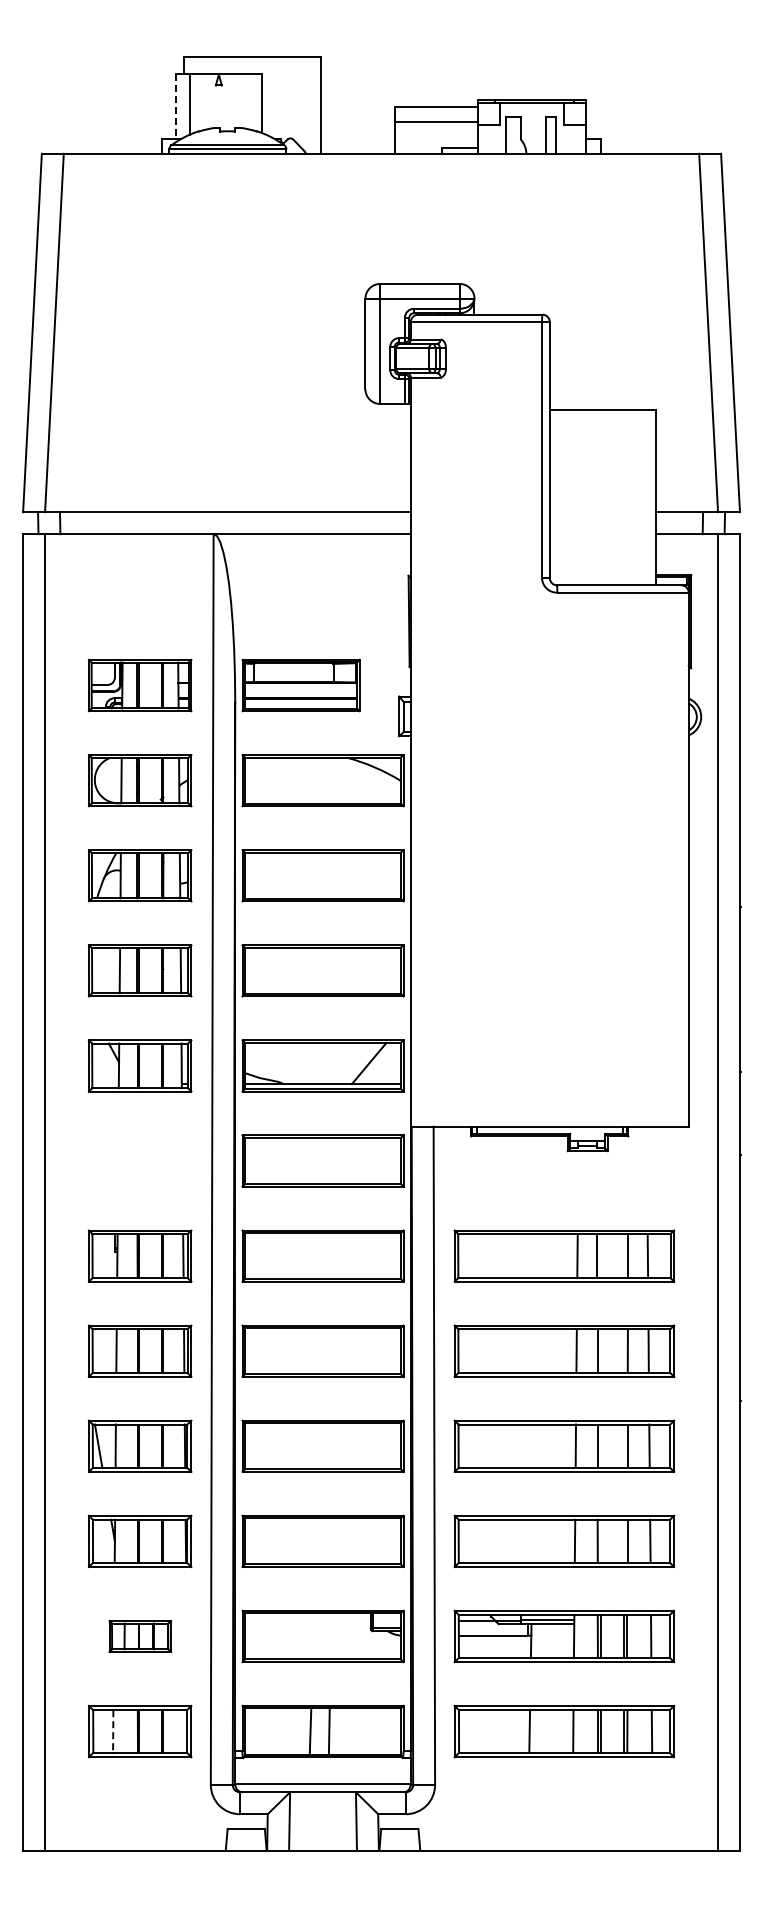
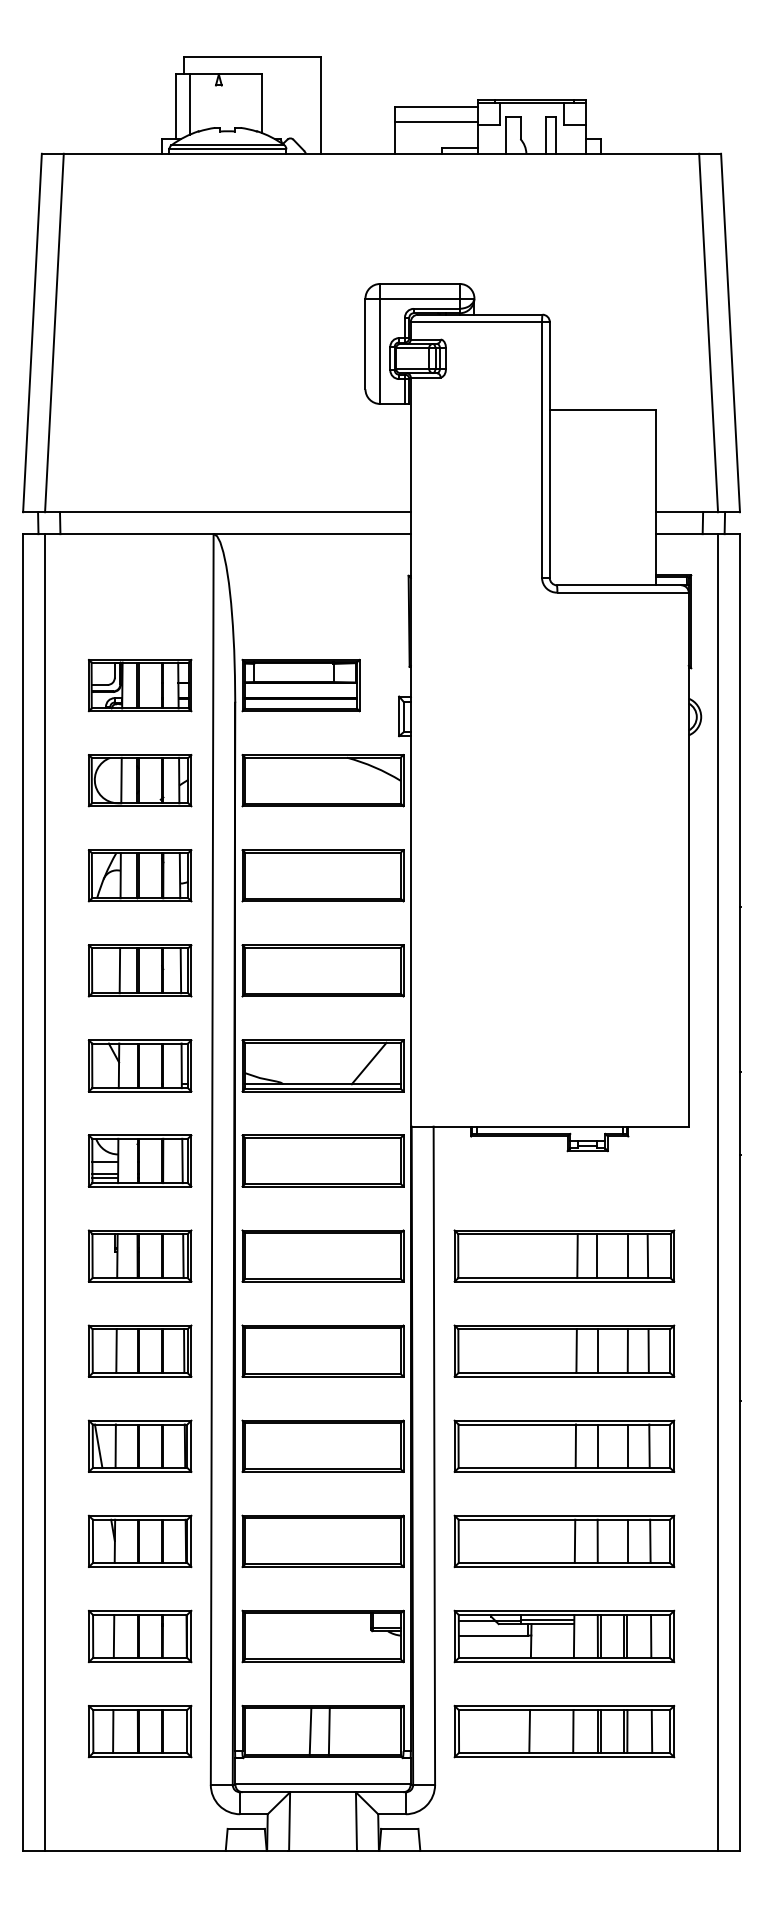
line: dashed -> solid (176, 107)
part: none -> present (139, 1160)
part size: 65x33 px -> 105x55 px (140, 1636)
line: dashed -> solid (113, 1732)
